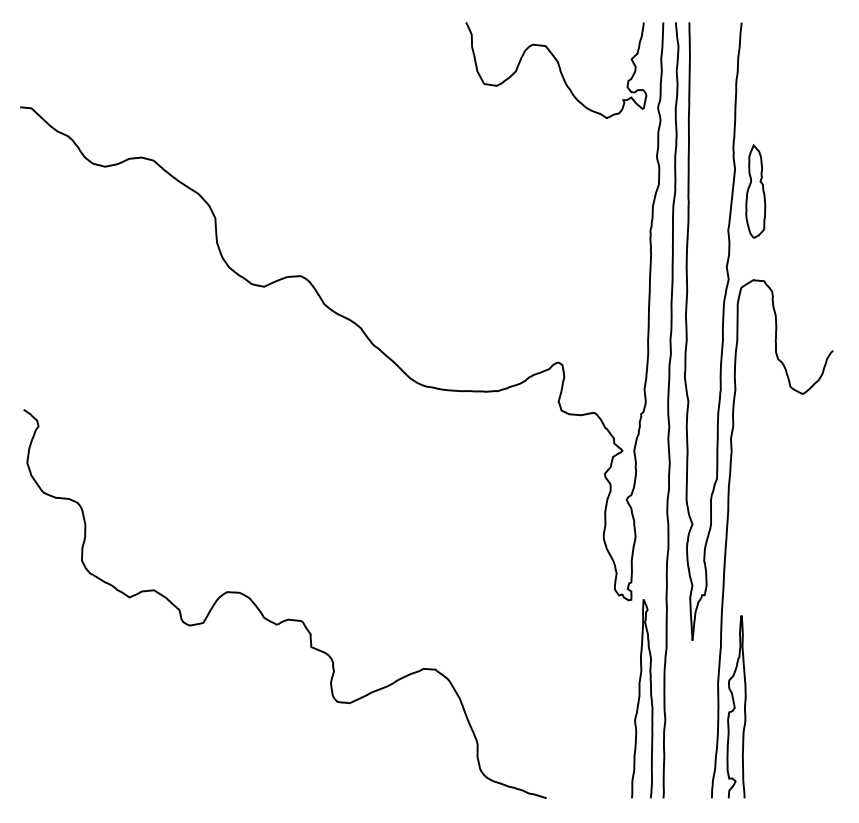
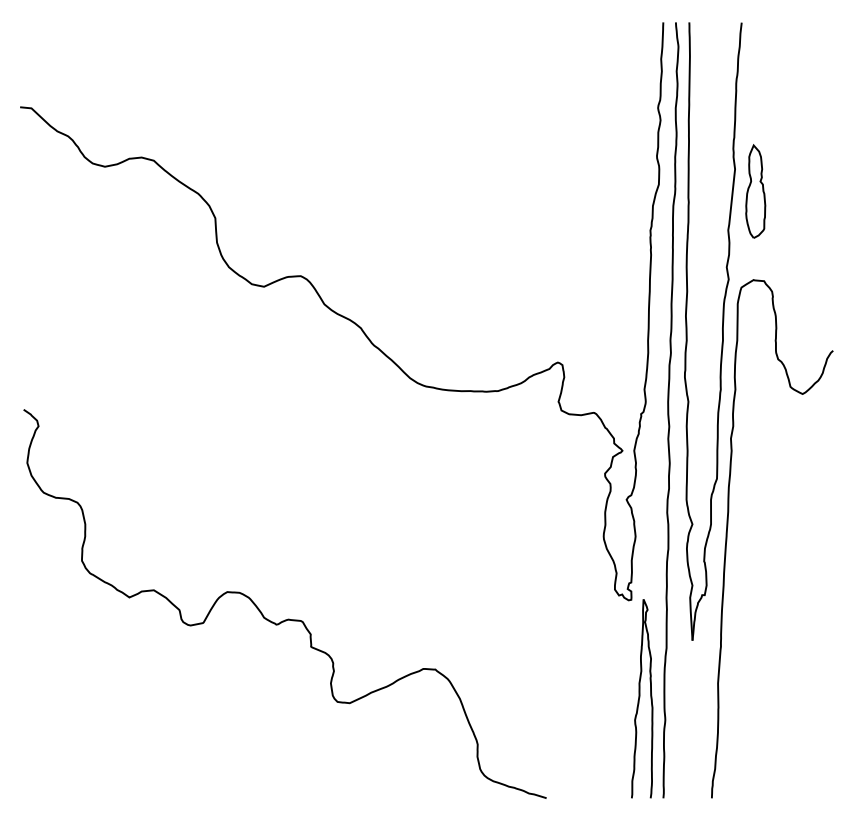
part: present -> none (556, 70)
curve: present -> none (735, 706)
